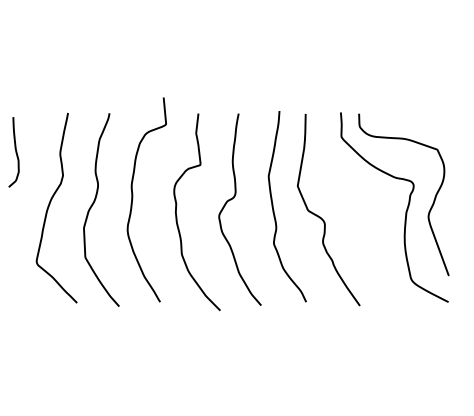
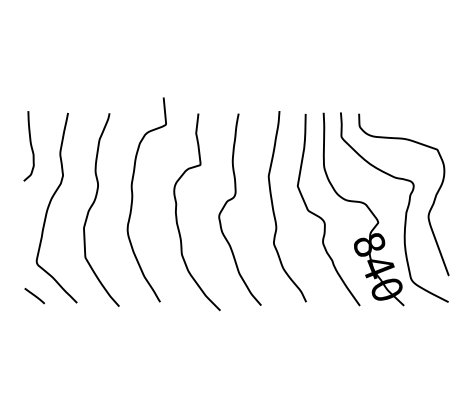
curve position: (15, 152) -> (30, 146) (30, 146)
part: none -> present (363, 209)
line: none -> present (34, 295)
